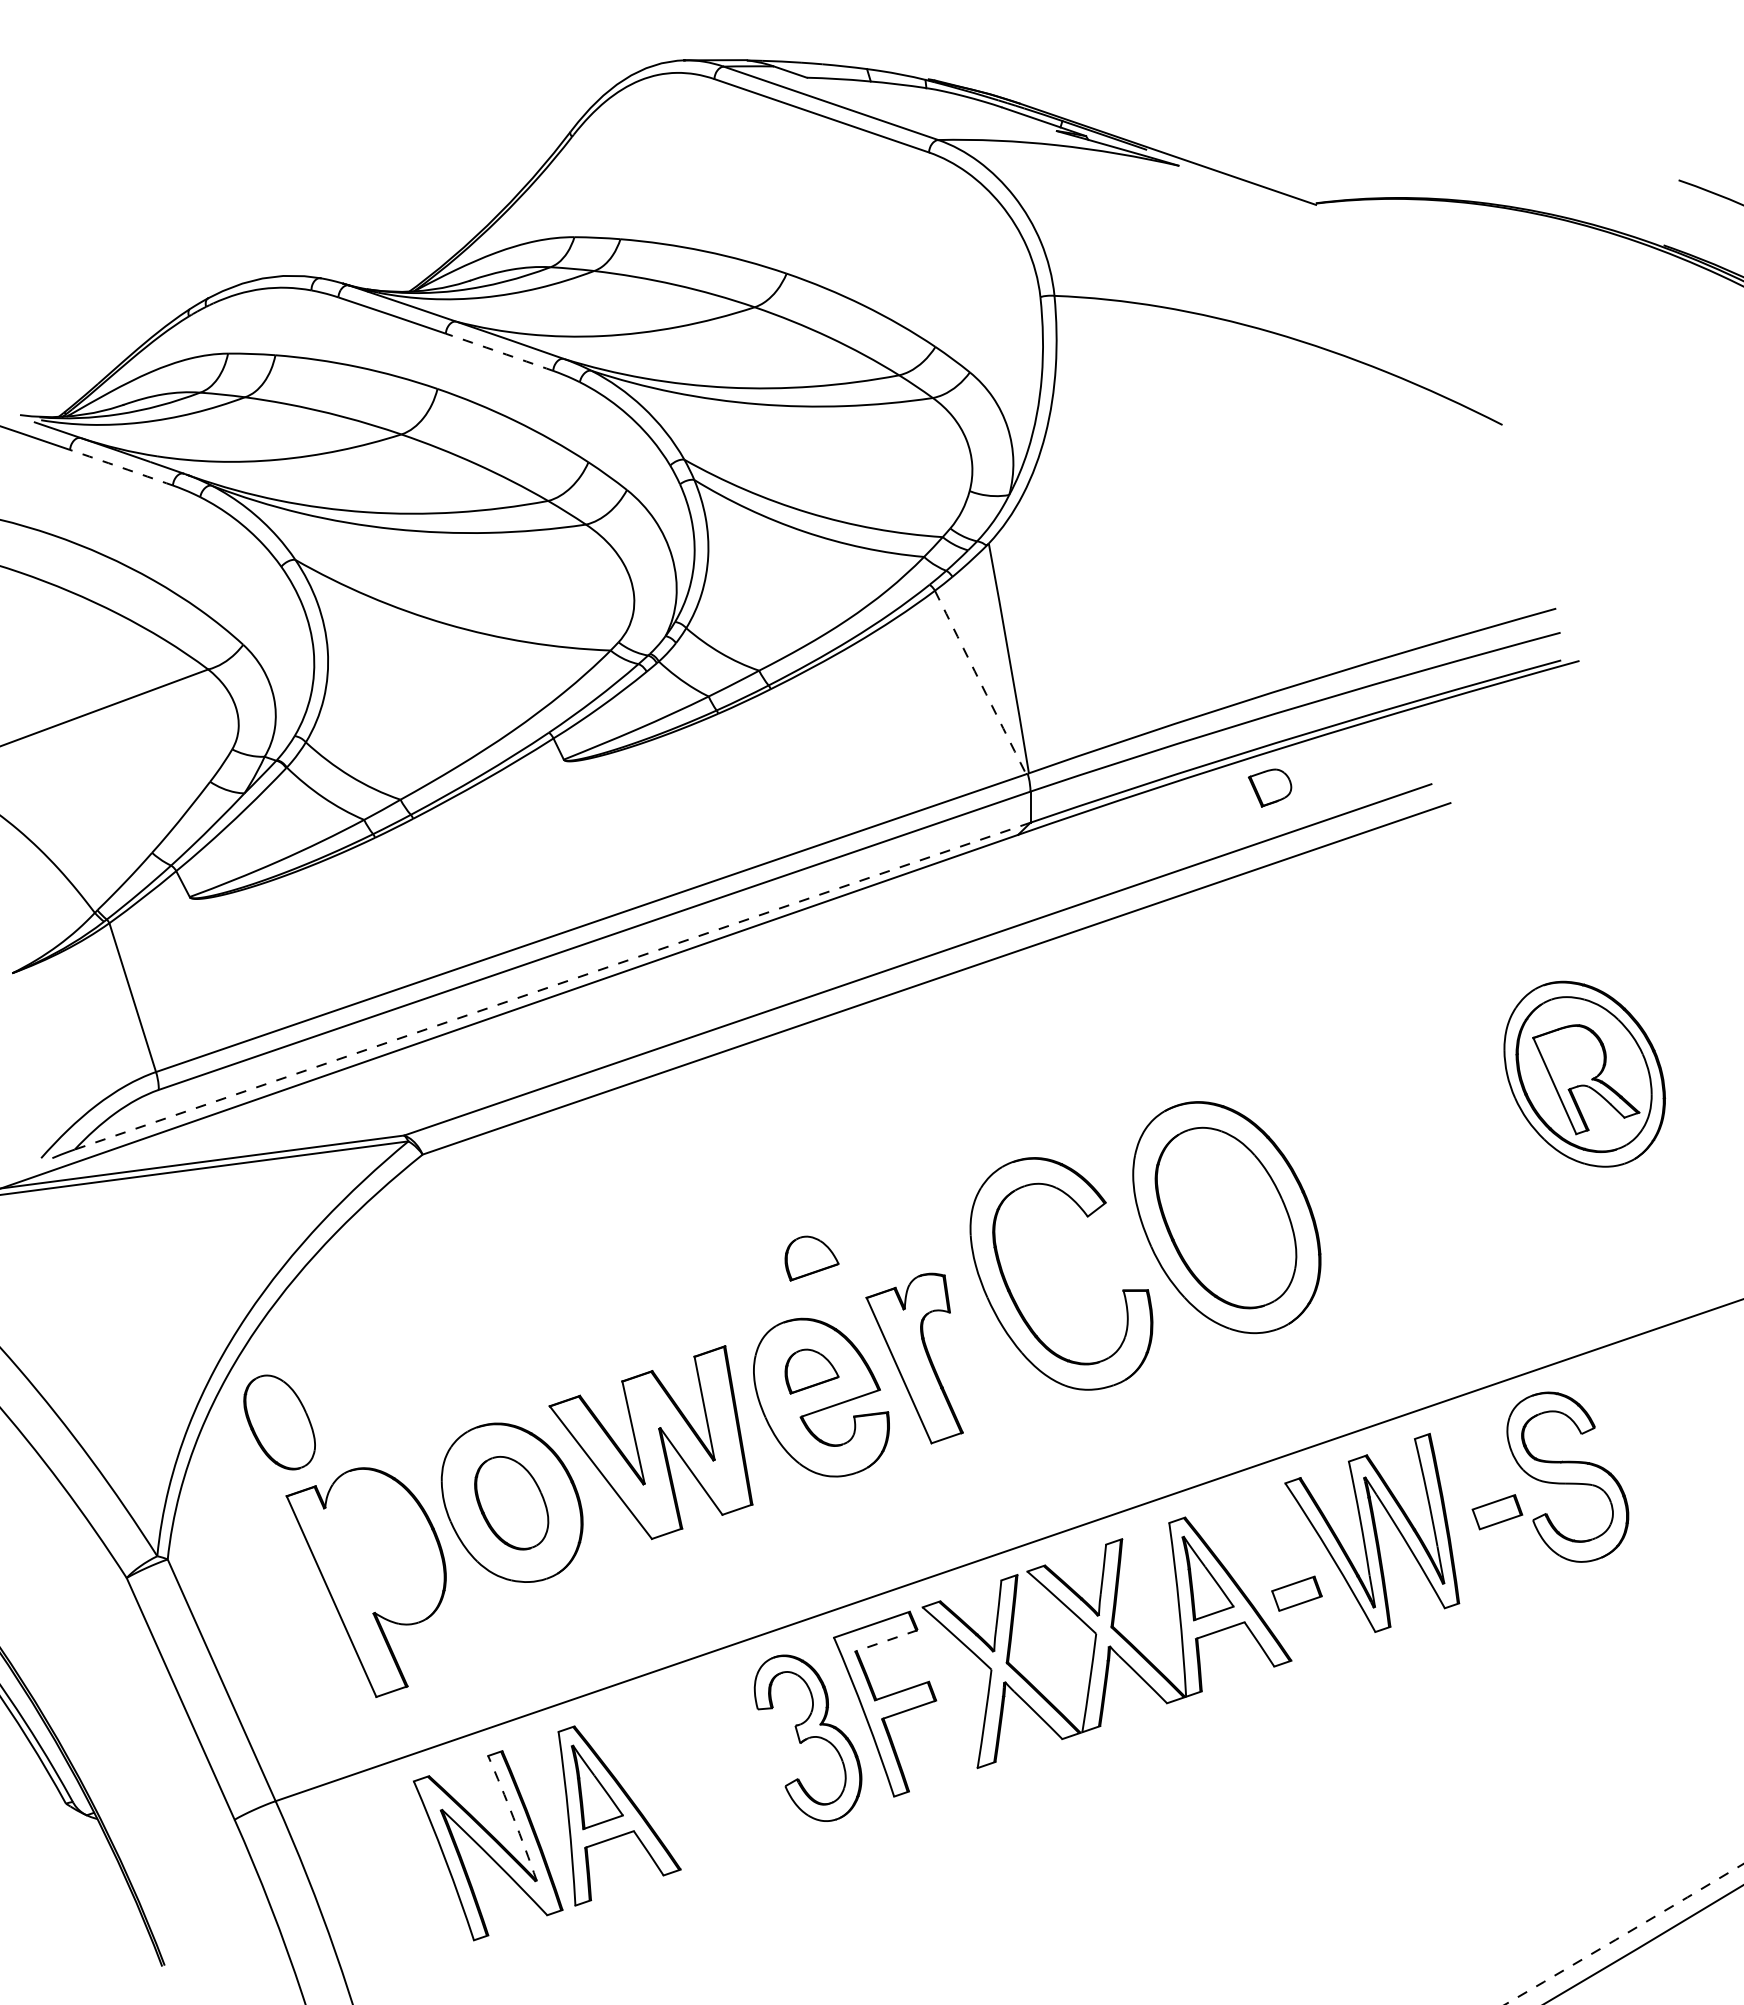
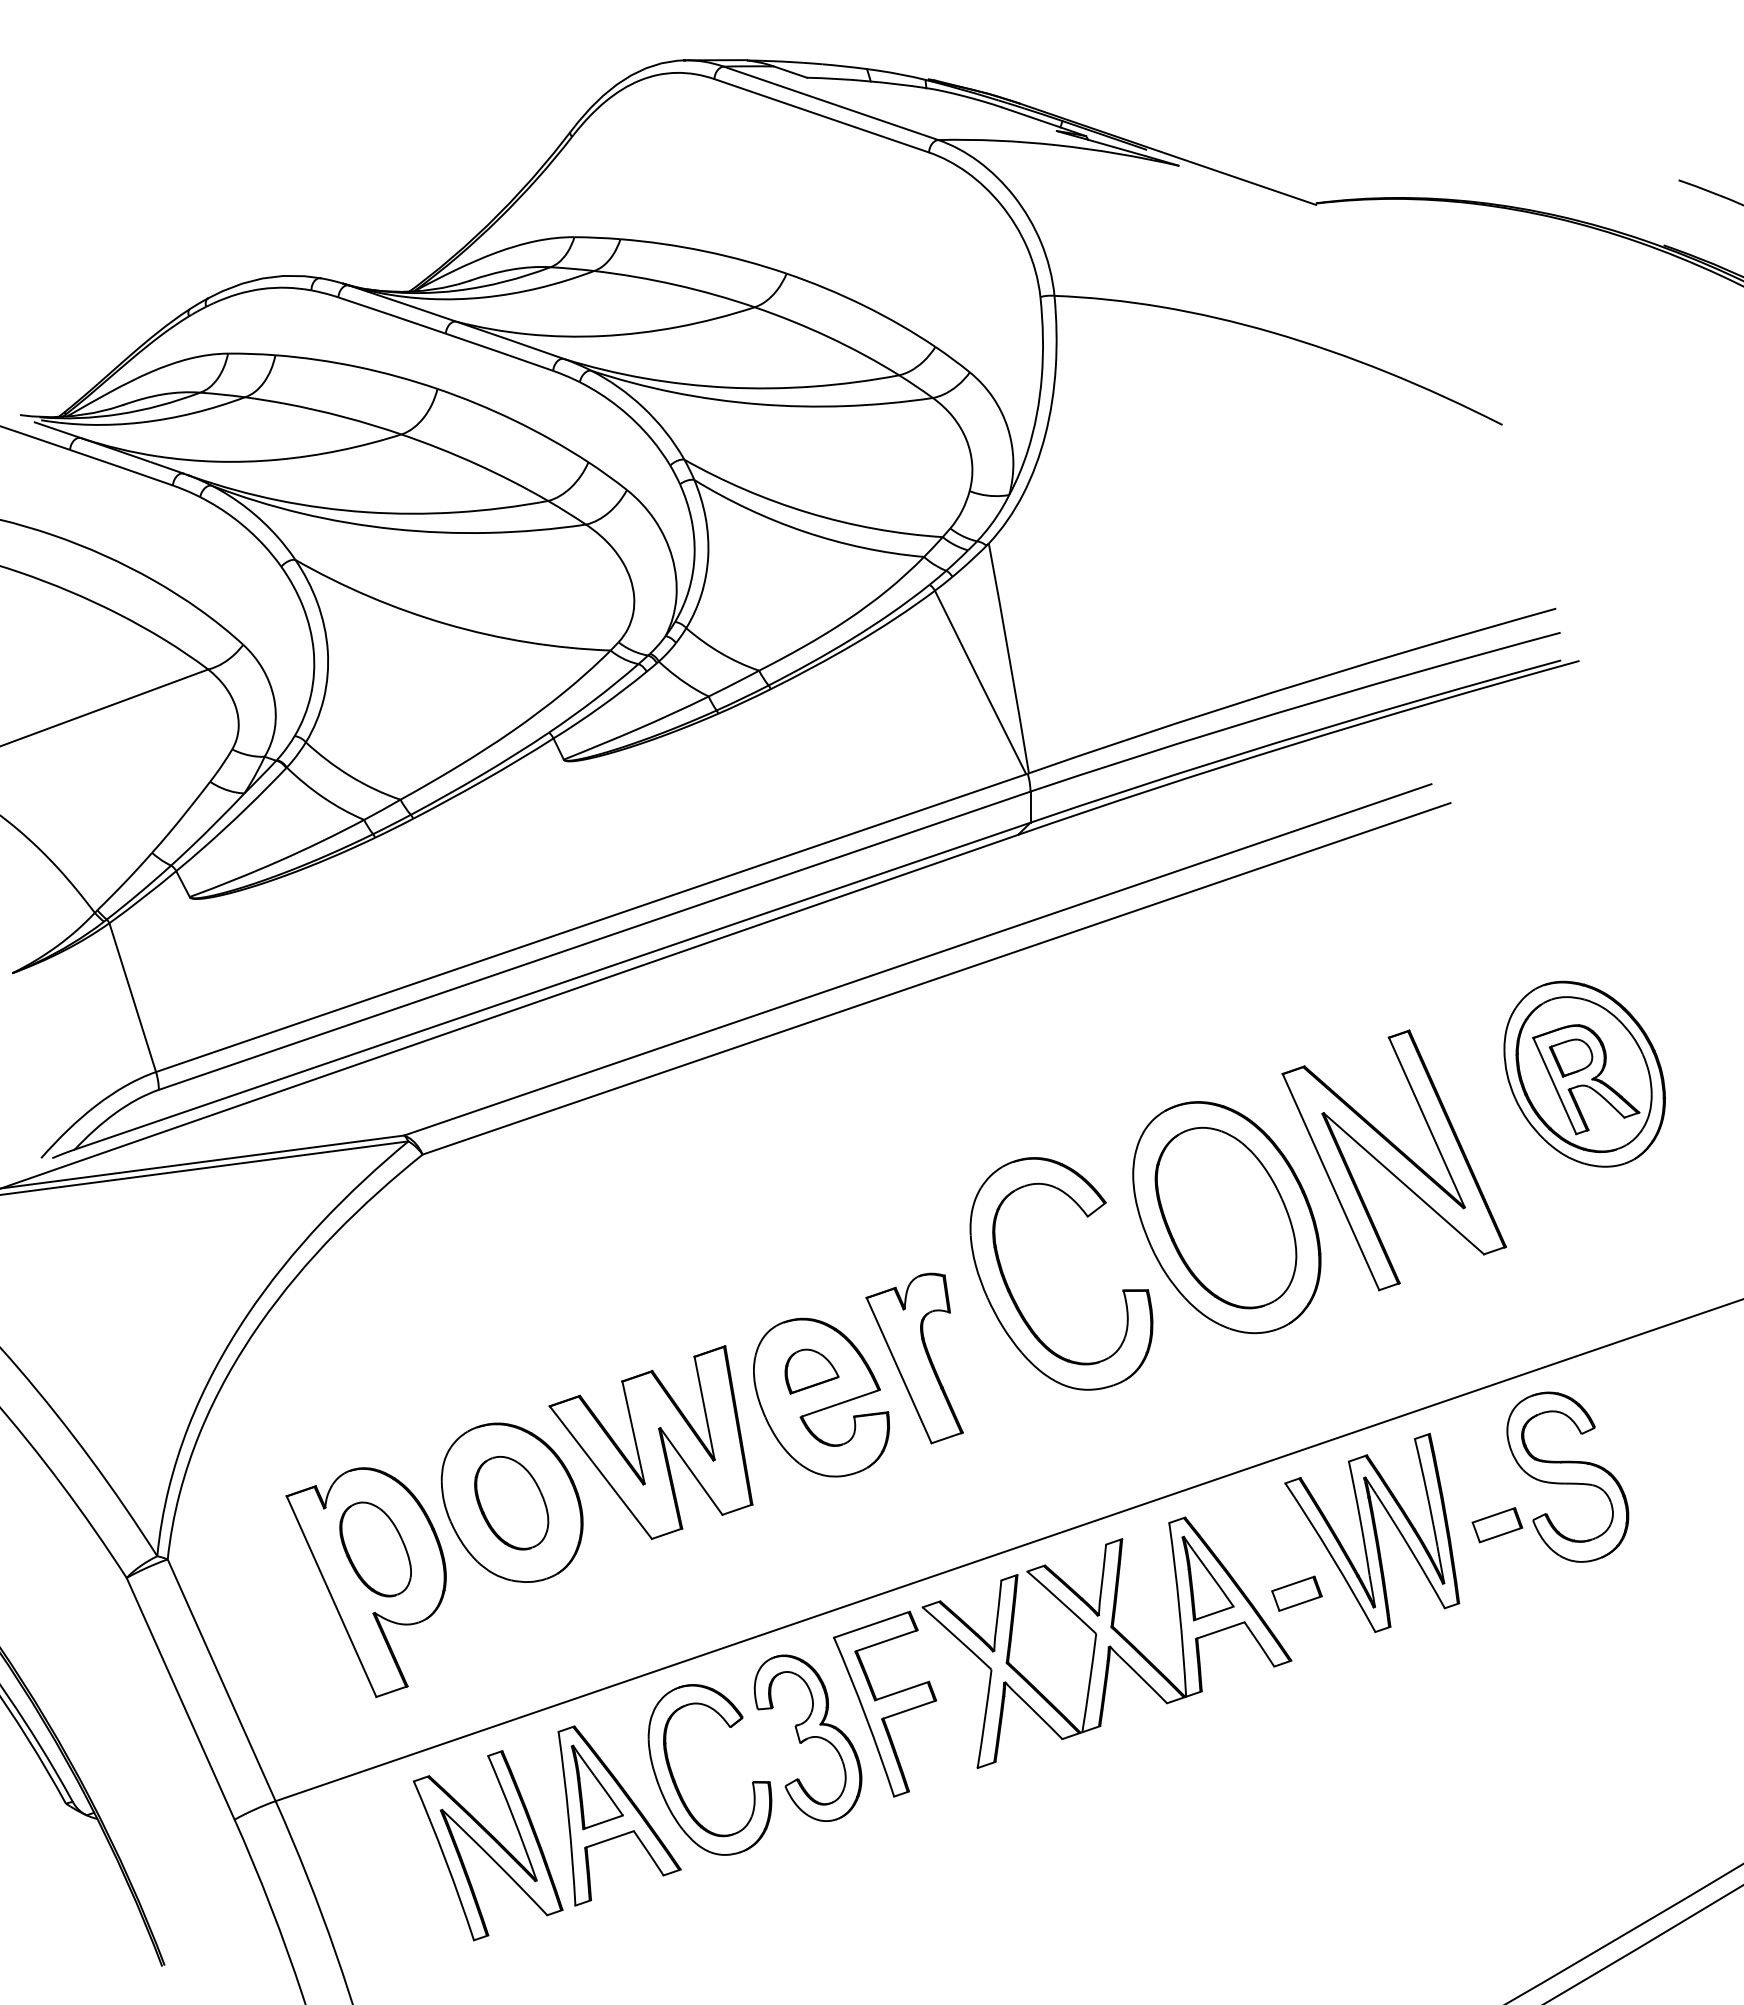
arc: dashed -> solid (499, 352)
arc: dashed -> solid (121, 467)
arc: dashed -> solid (980, 682)
part position: (1269, 787) -> (1570, 1057) (1570, 1057)
line: dashed -> solid (552, 986)
part: none -> present (1393, 1160)
part: present -> none (811, 1258)
part position: (279, 1422) -> (375, 1549) (375, 1549)
part position: (1497, 1512) -> (1497, 1525) (1497, 1525)
line: dashed -> solid (886, 1640)
part: none -> present (676, 1782)
arc: dashed -> solid (513, 1817)
arc: dashed -> solid (1624, 1934)
